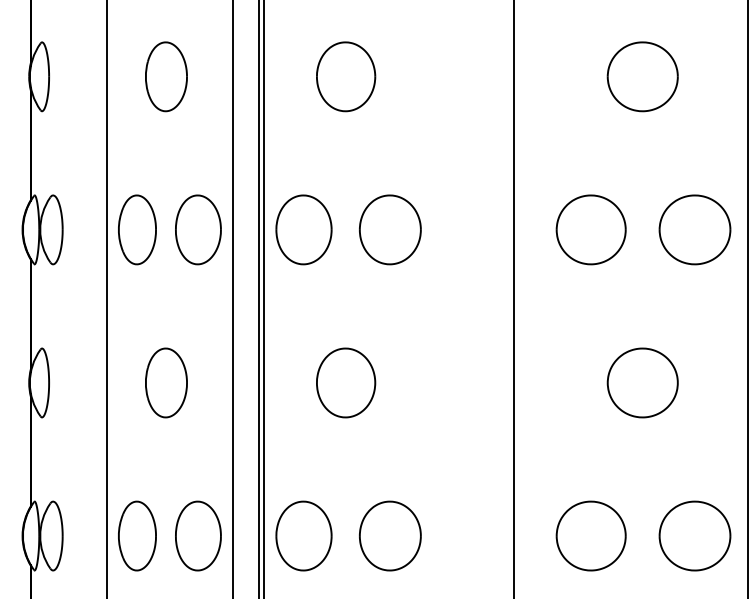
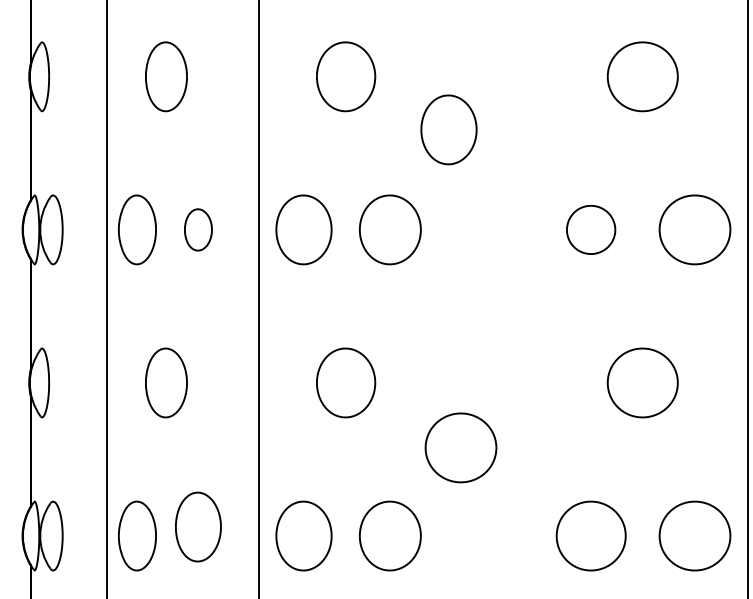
part: none -> present (448, 129)
part size: 47x72 px -> 29x44 px (198, 229)
part size: 72x72 px -> 51x51 px (591, 229)
line: present -> none (232, 298)
line: present -> none (263, 298)
line: present -> none (513, 298)
part: none -> present (460, 447)
part position: (198, 535) -> (198, 526) (198, 526)
